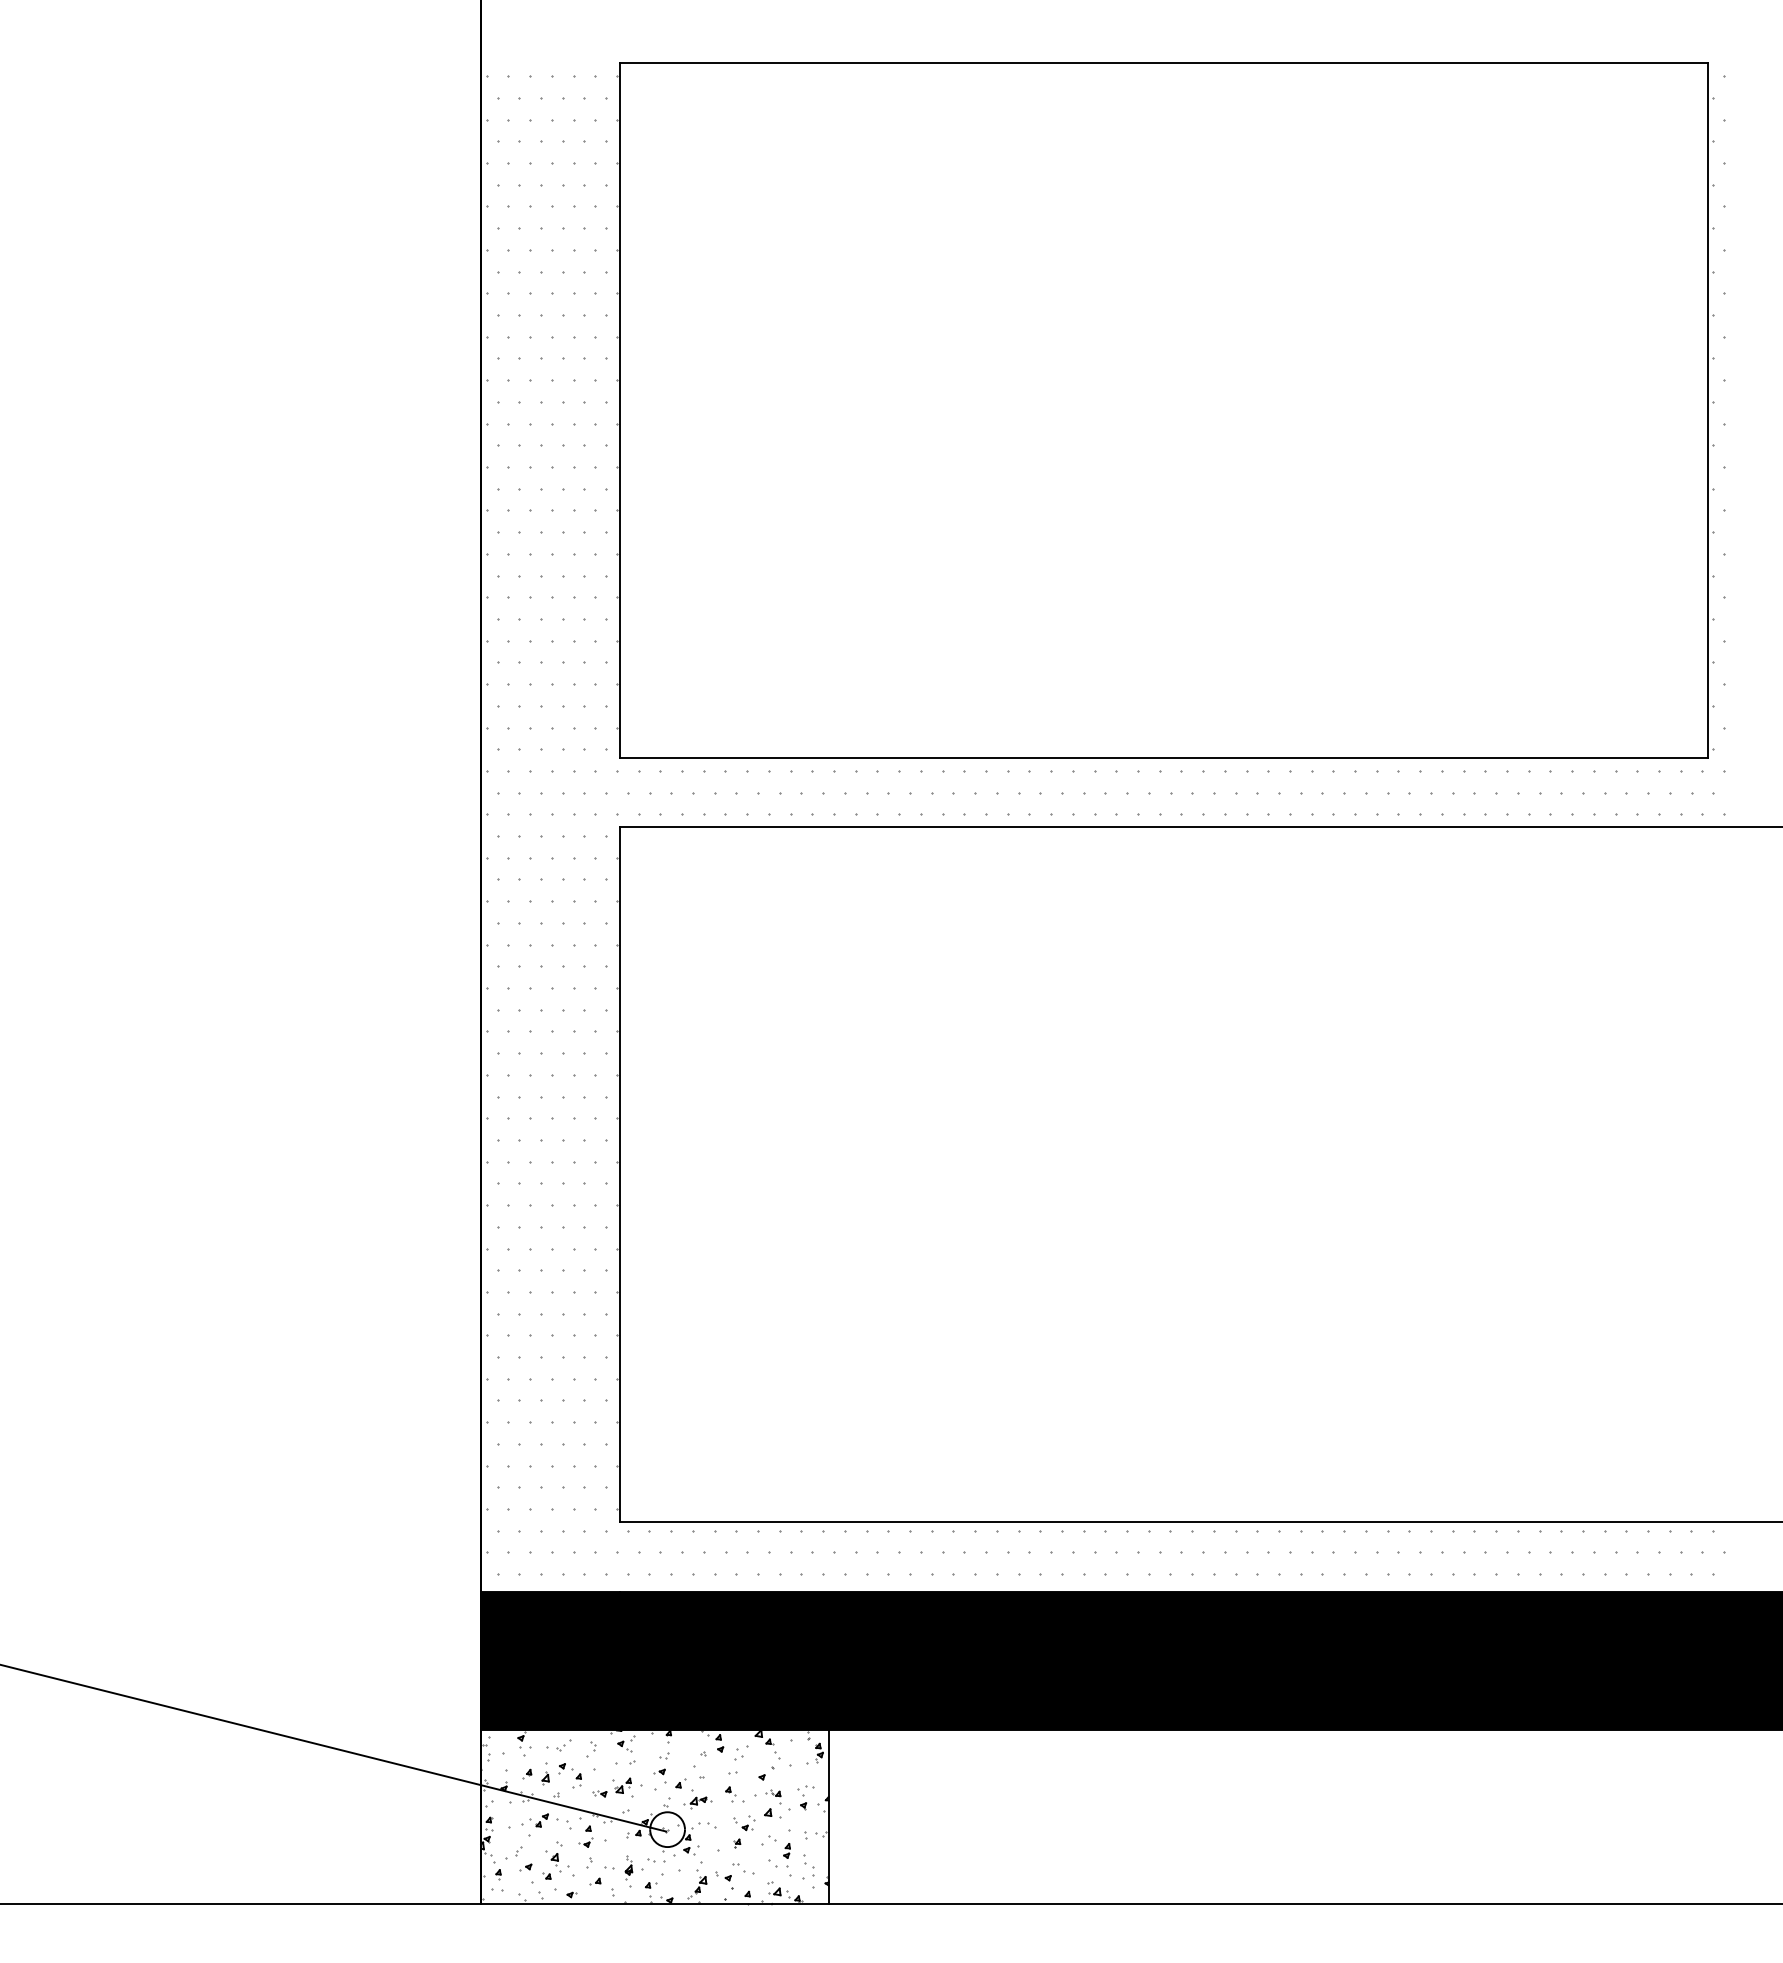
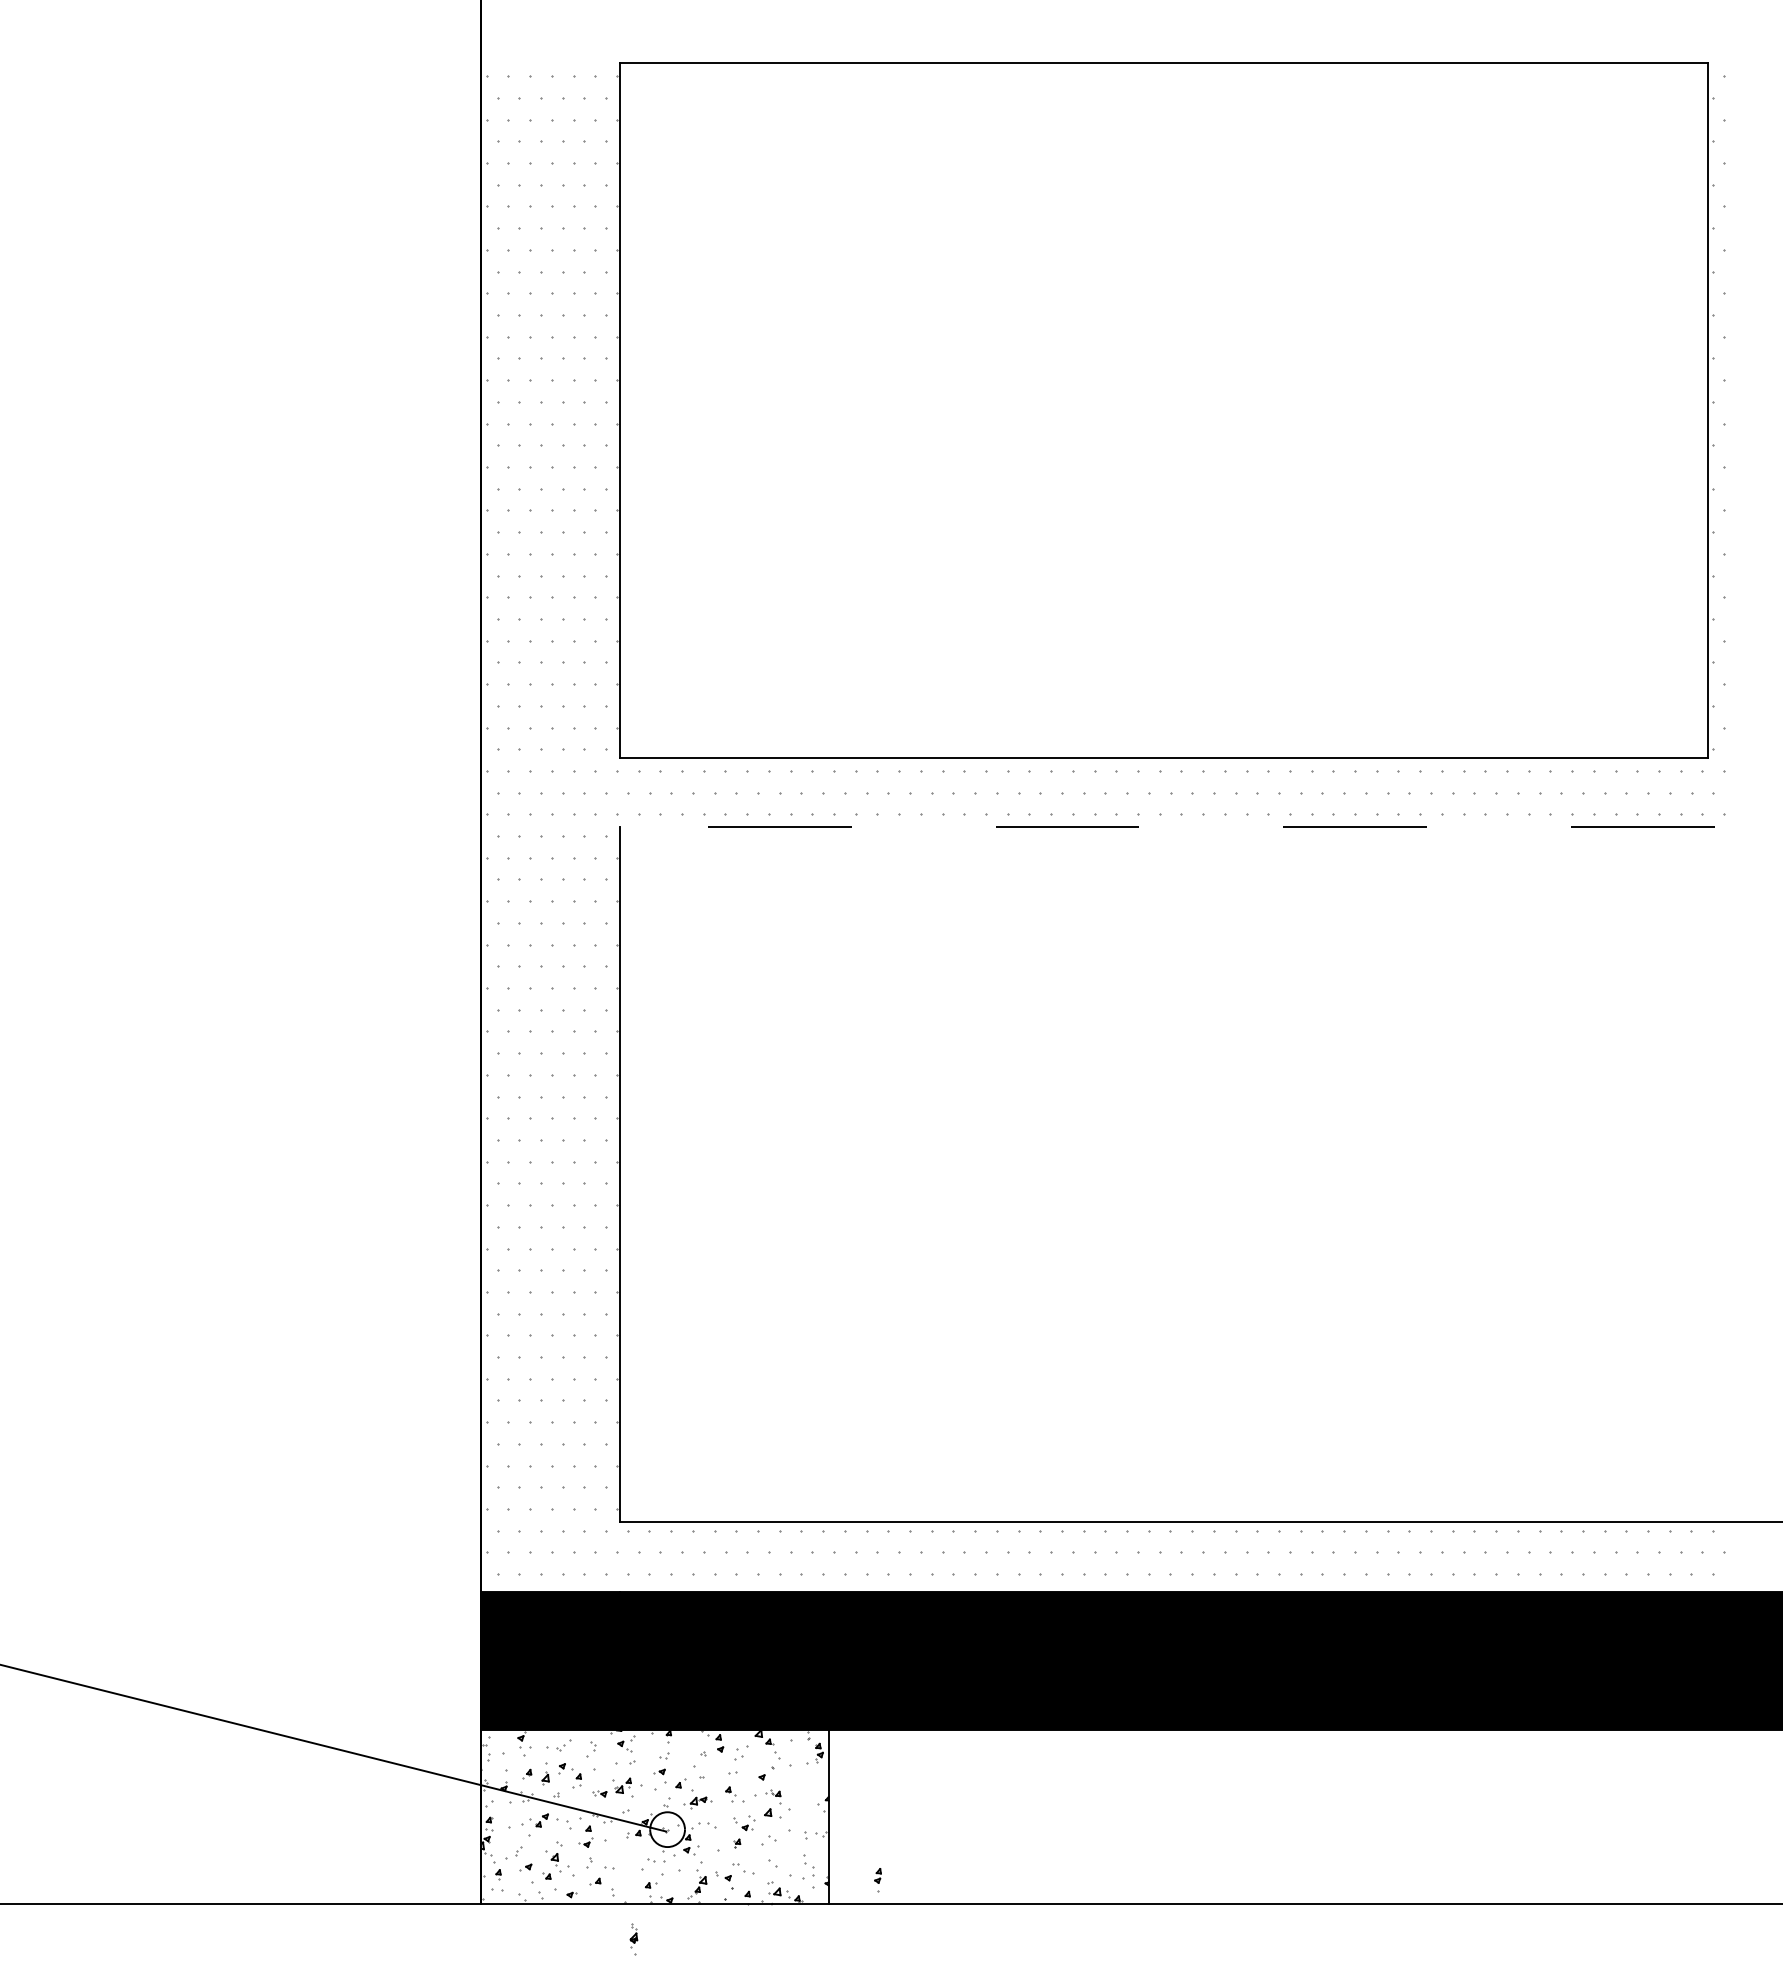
line: solid -> dashed (1201, 827)
part: present -> none (805, 1797)
part position: (786, 1855) -> (877, 1880) (877, 1880)
part position: (628, 1871) -> (633, 1939) (633, 1939)
